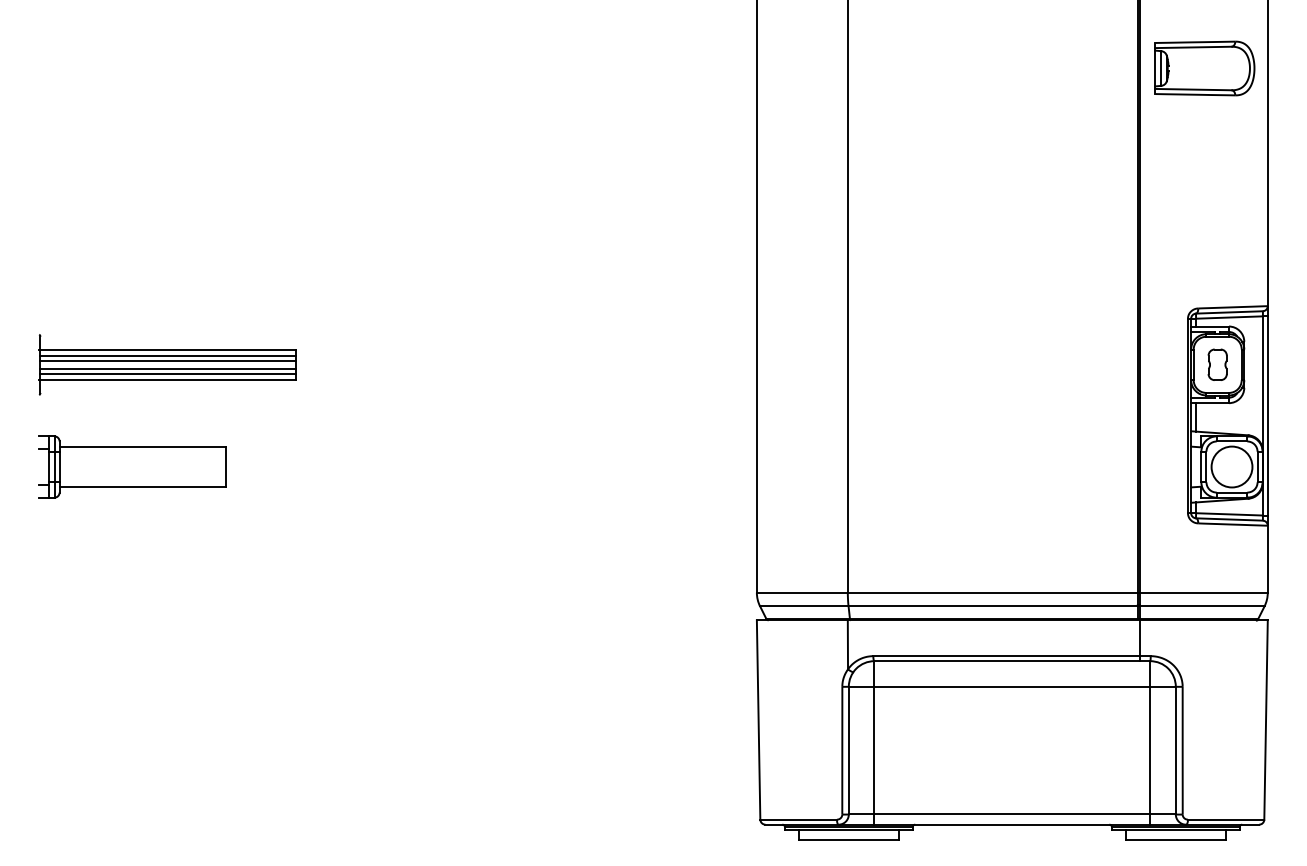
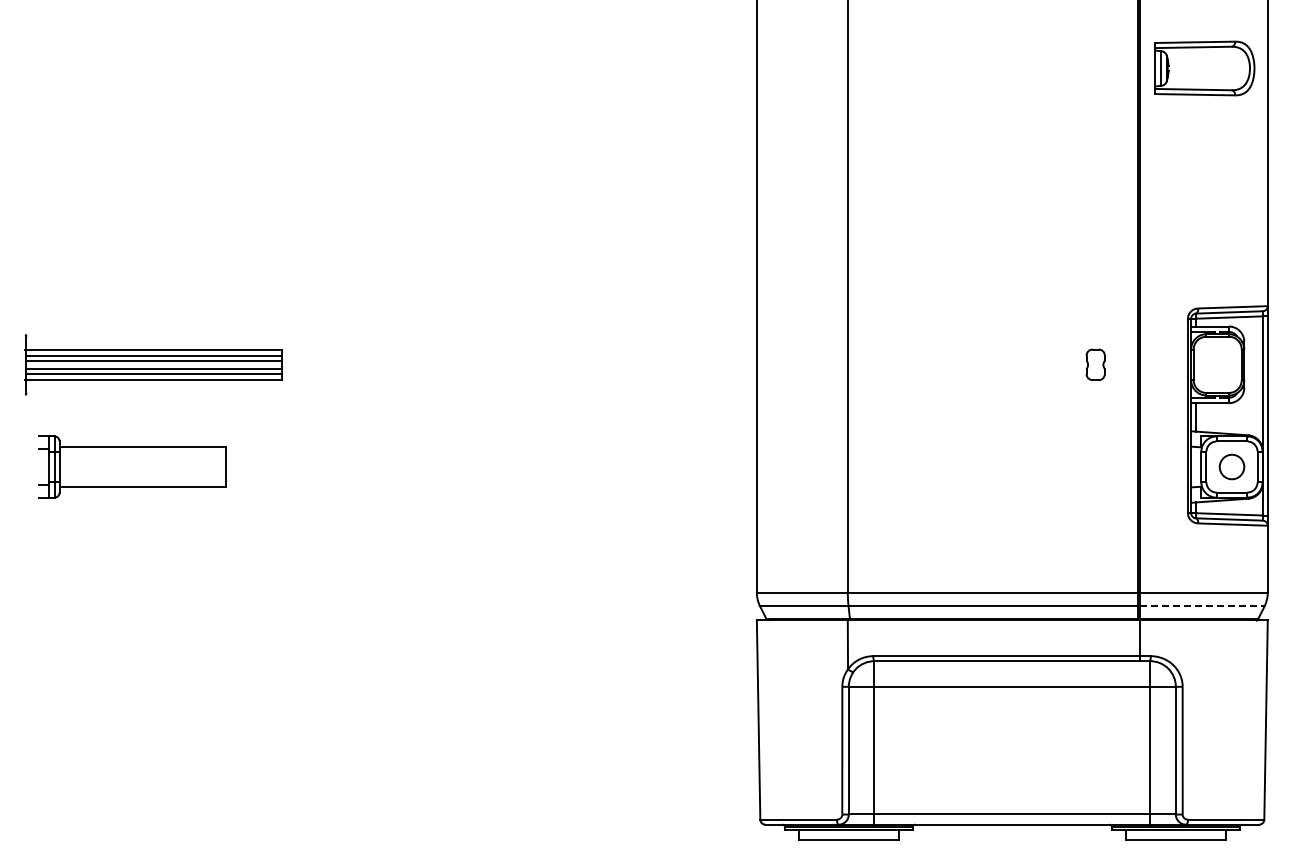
part position: (167, 364) -> (153, 364) (153, 364)
part position: (1217, 364) -> (1095, 364) (1095, 364)
circle diameter: 41 px -> 25 px (1231, 466)
line: solid -> dashed (1202, 606)
